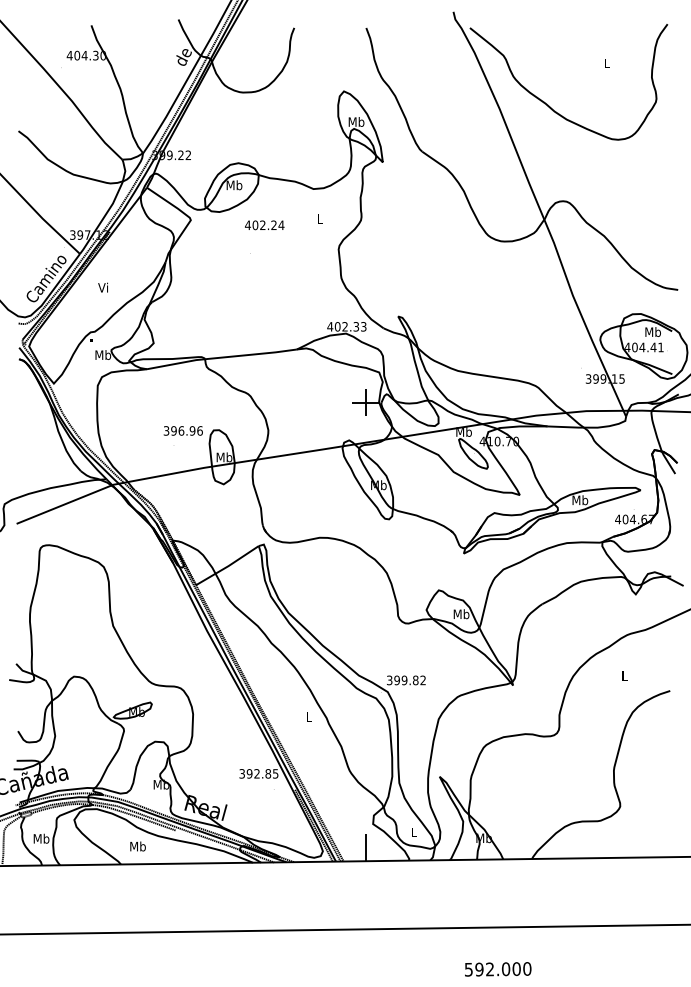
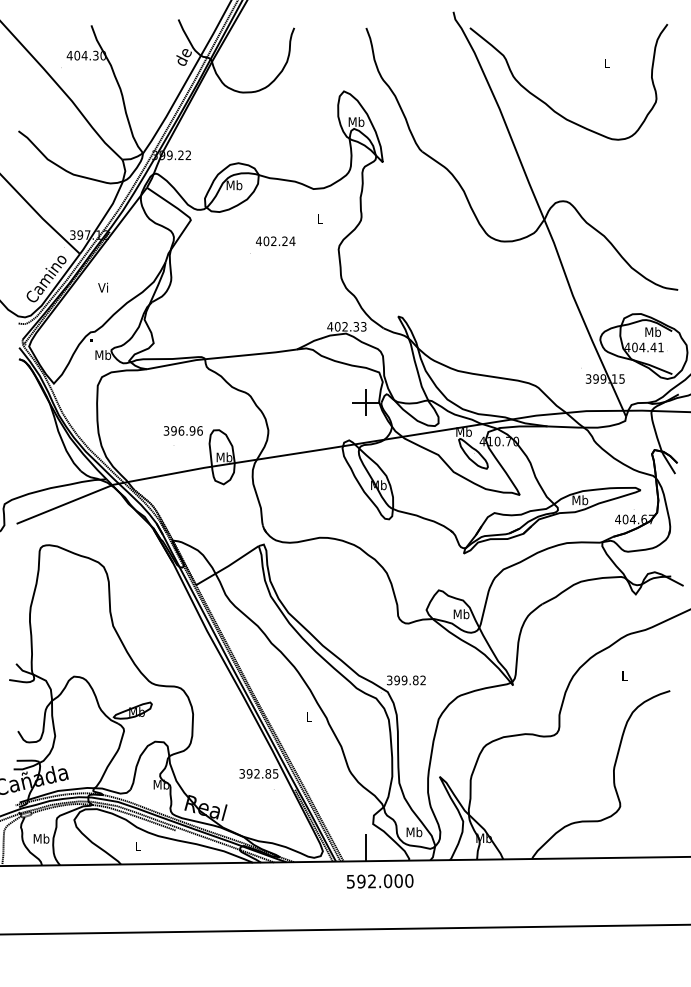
text position: (264, 225) -> (275, 241) (275, 241)
text: L -> Mb (414, 832)
text: Mb -> L (137, 846)
text position: (498, 969) -> (380, 881) (380, 881)
